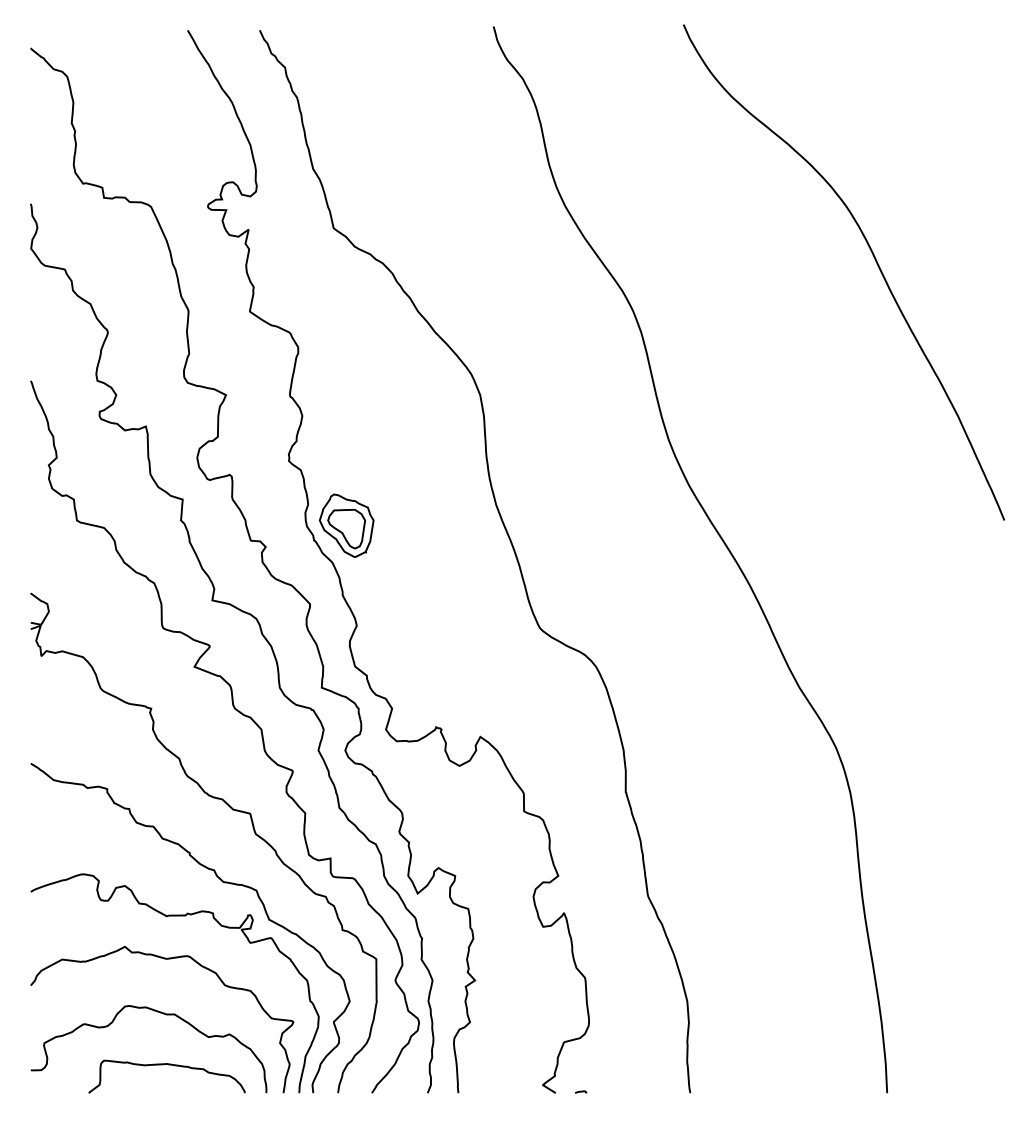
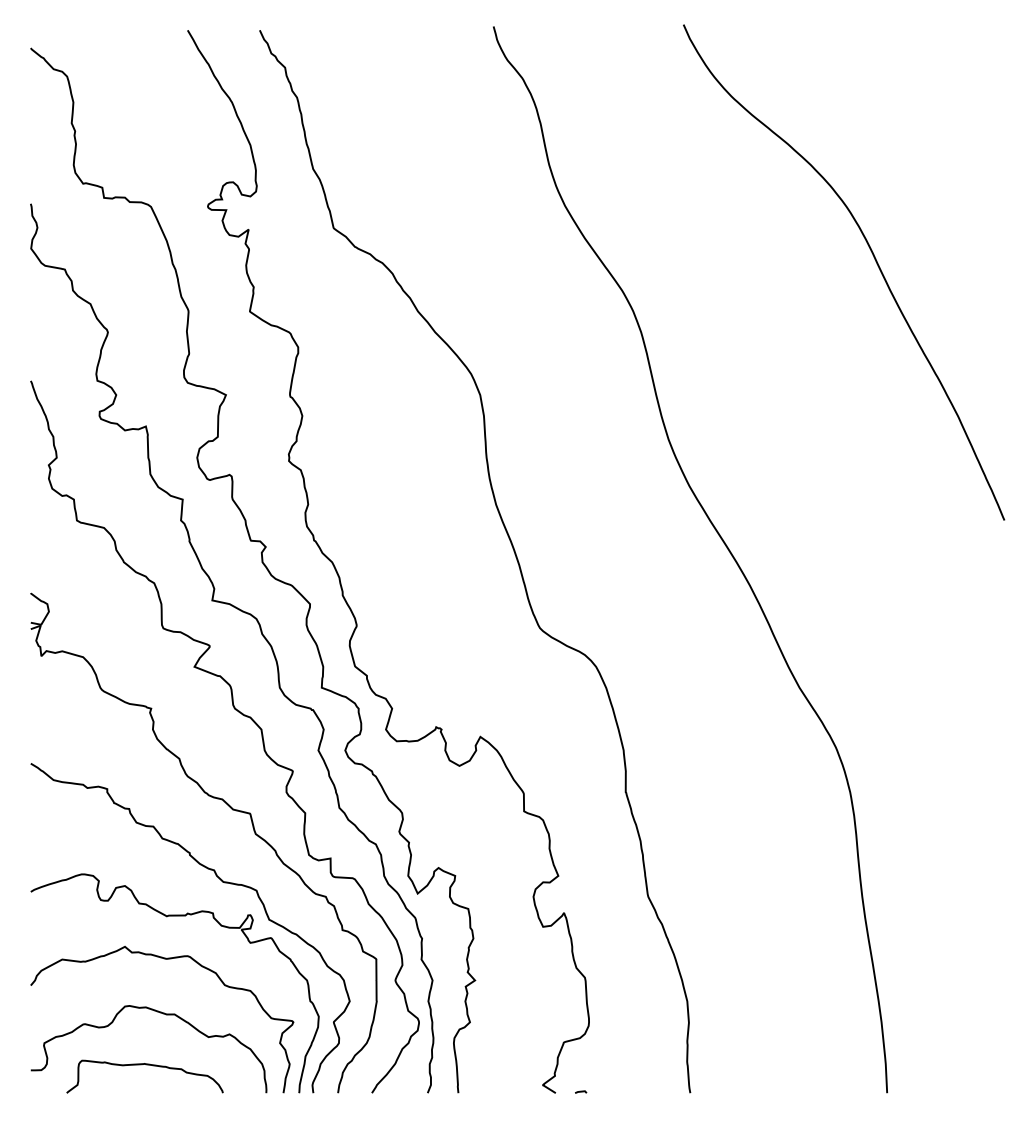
part: present -> none (346, 525)
curve position: (168, 1065) -> (146, 1065) (146, 1065)
